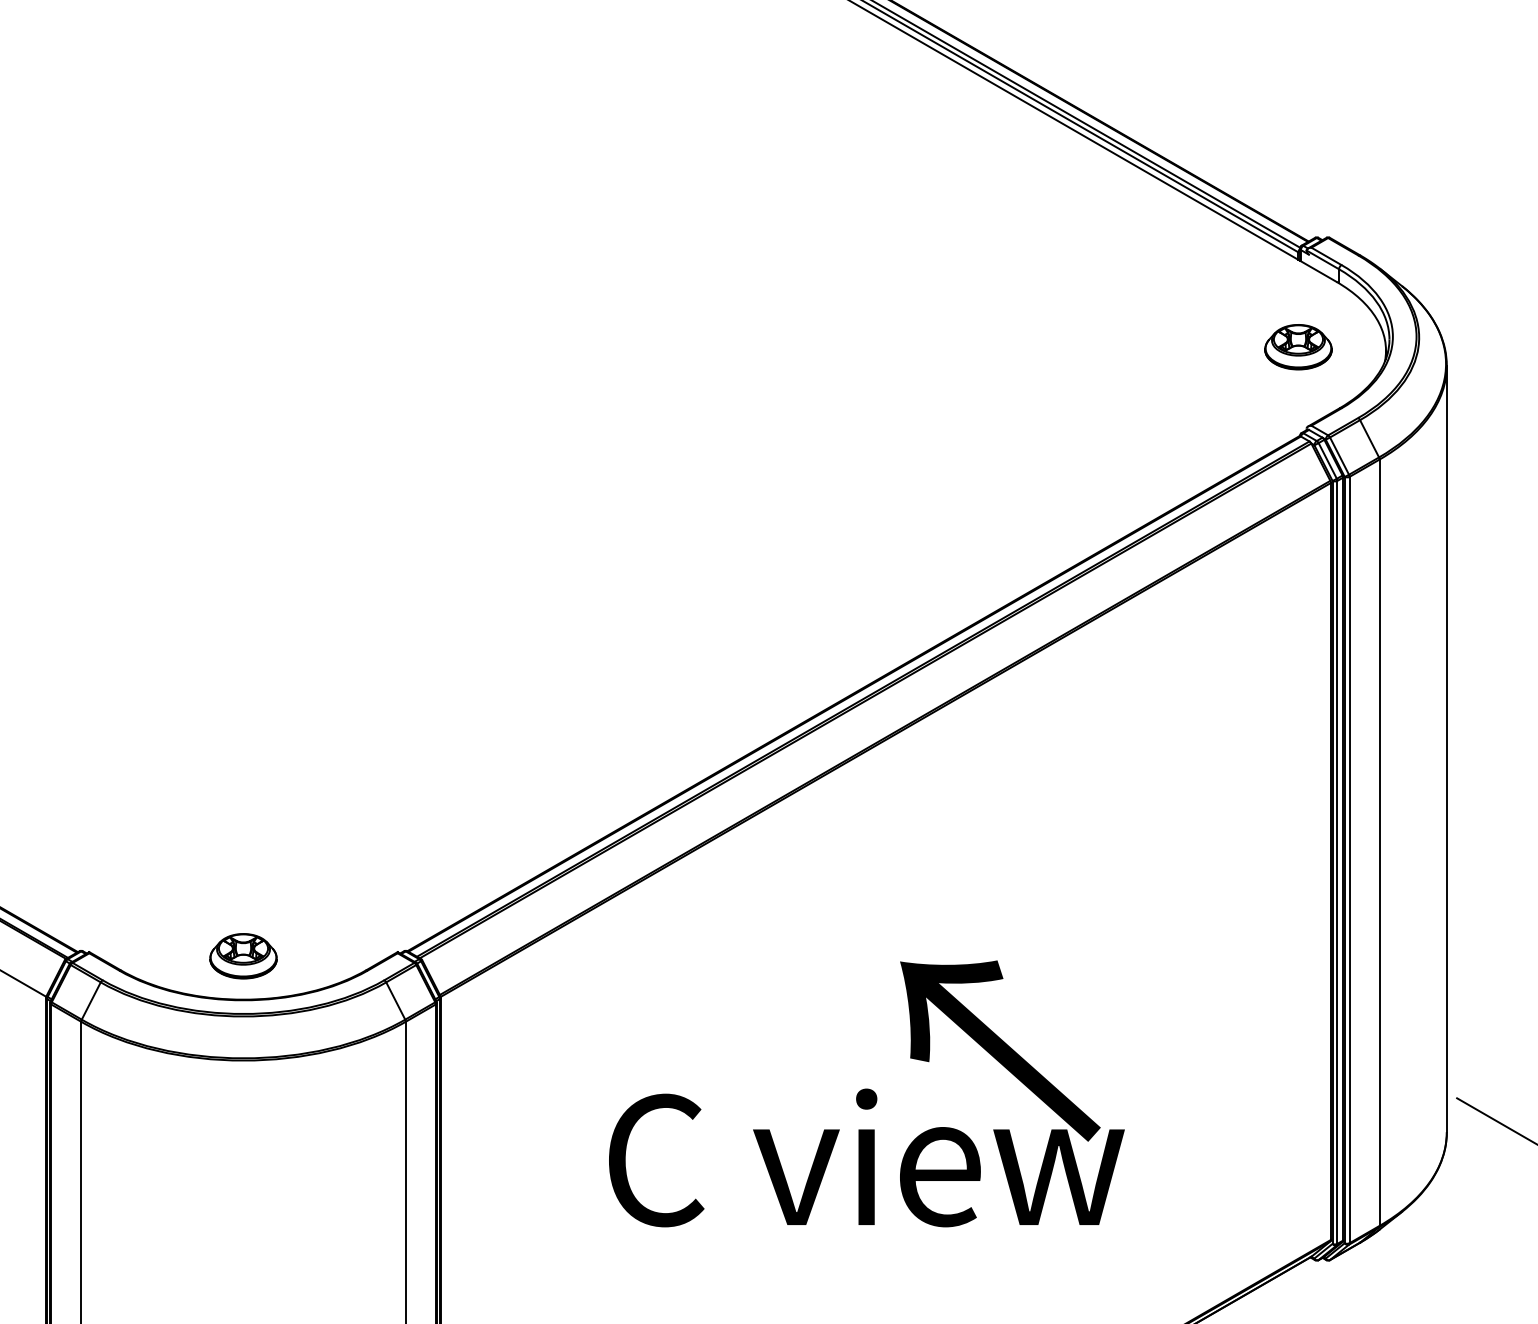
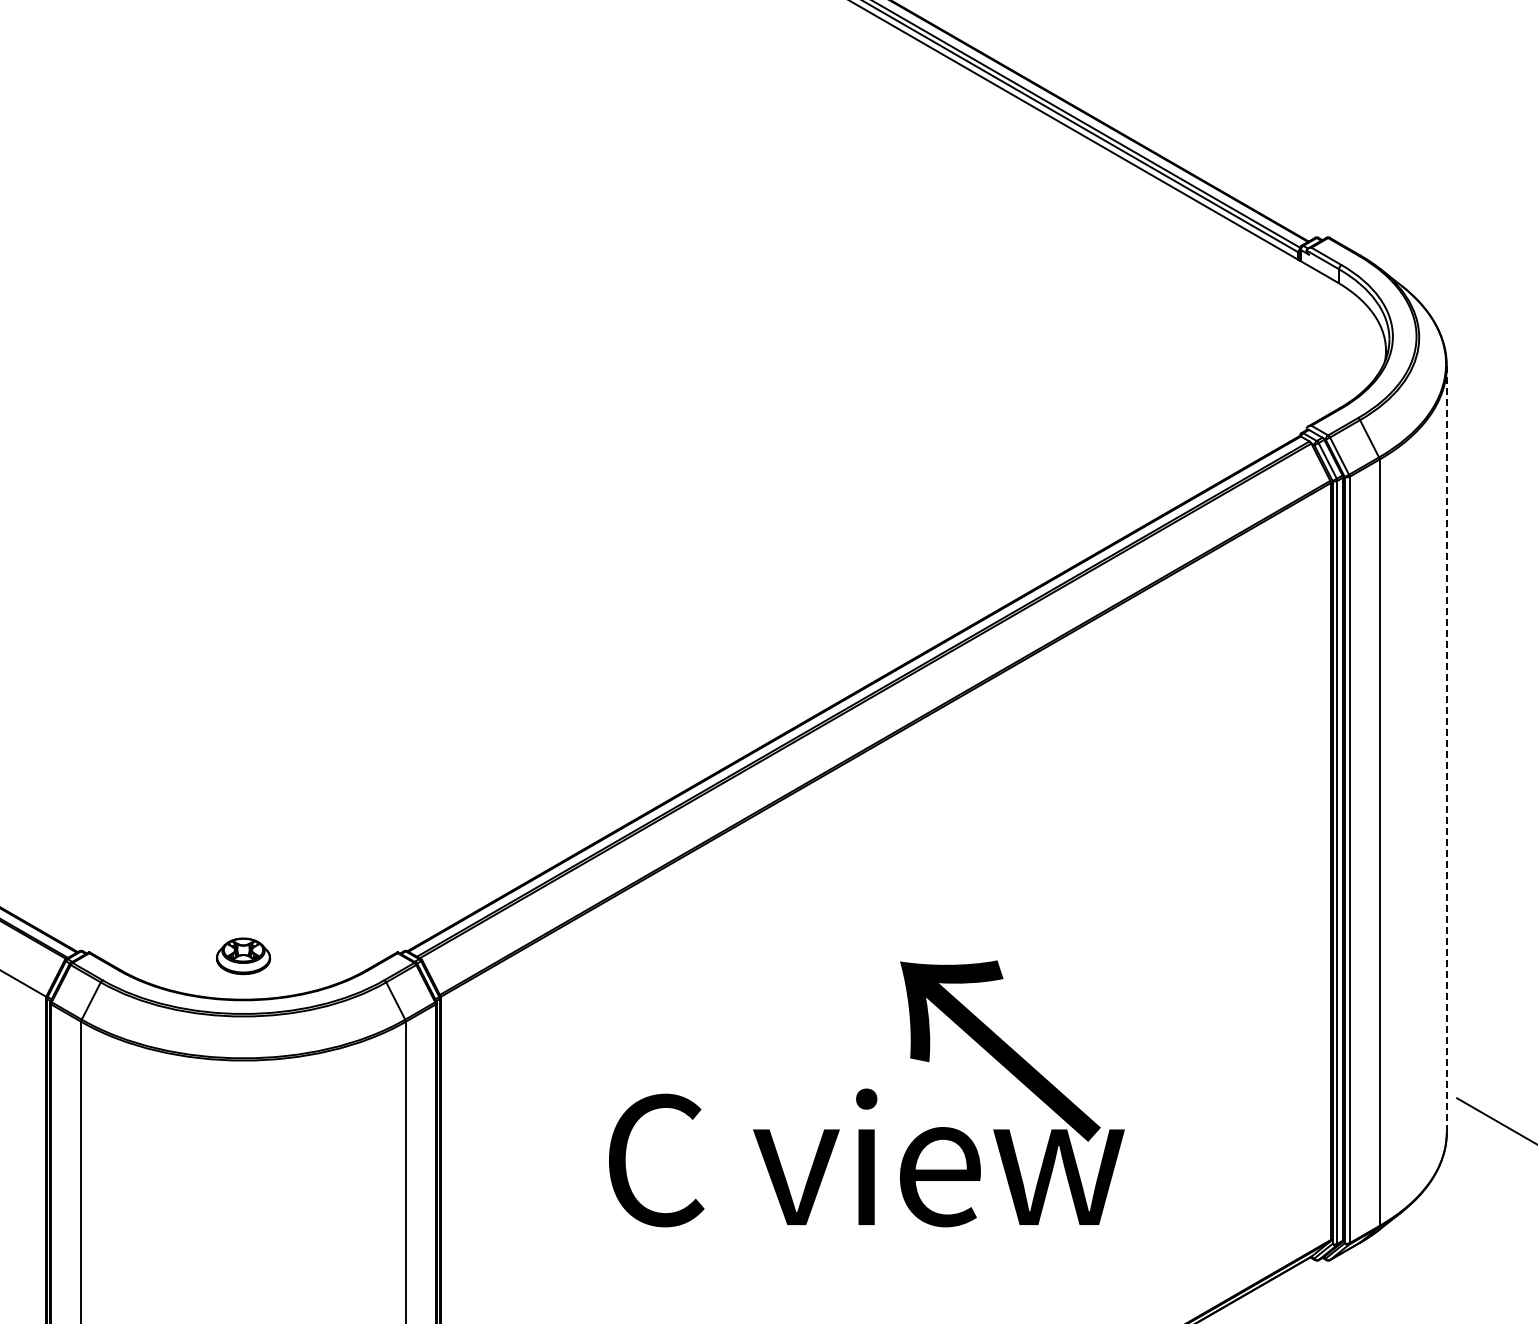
part: present -> none (1298, 347)
line: solid -> dashed (1446, 748)
part size: 69x47 px -> 56x39 px (243, 956)
